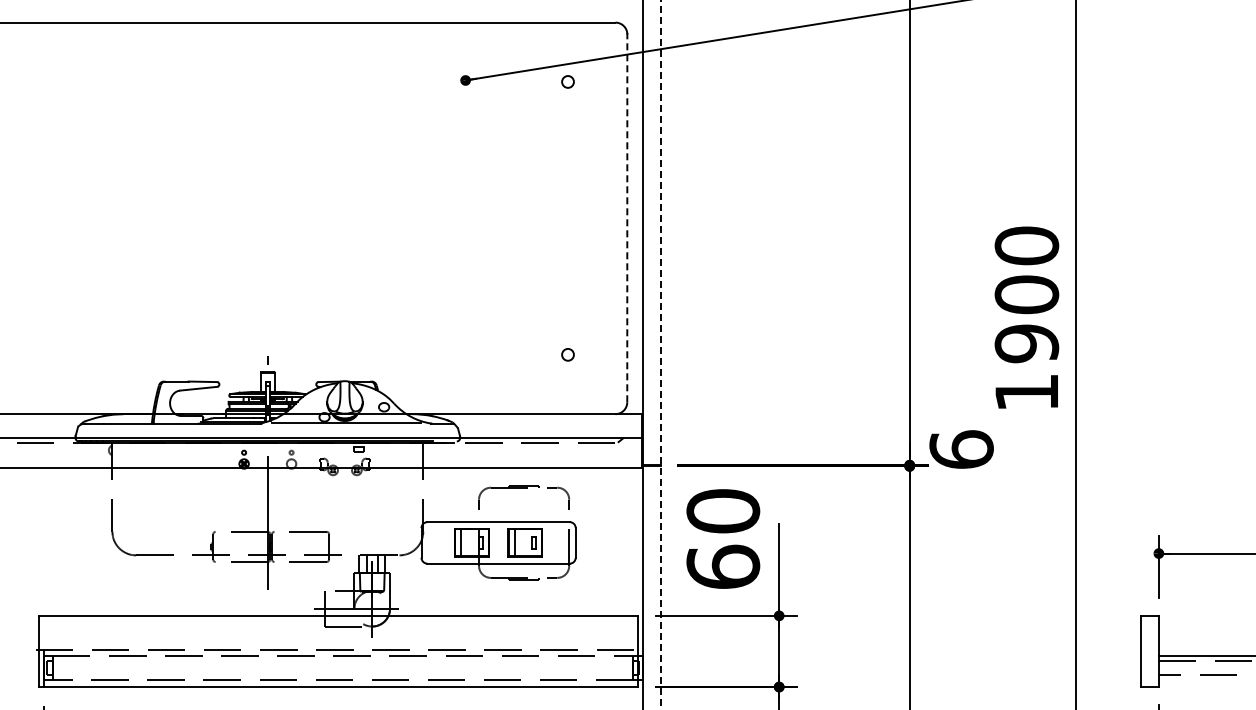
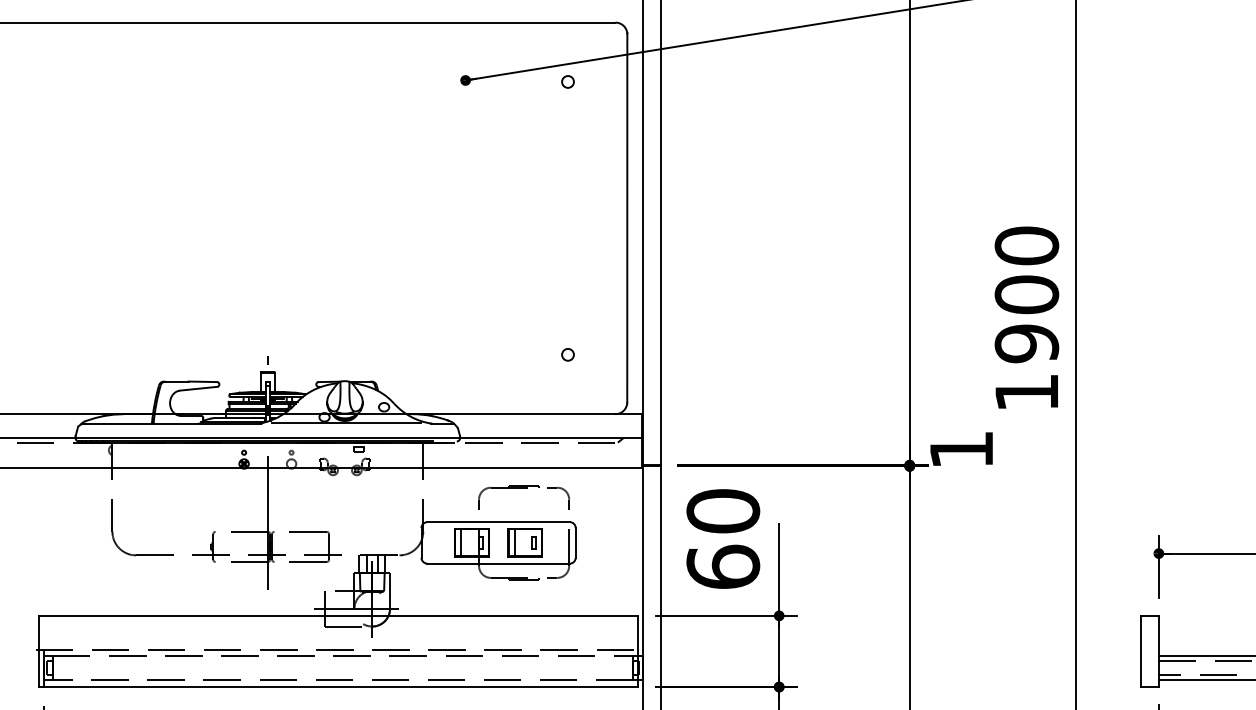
line: dashed -> solid (627, 217)
line: dashed -> solid (660, 355)
text: 6 -> 1 (961, 449)
line: none -> present (1205, 679)
